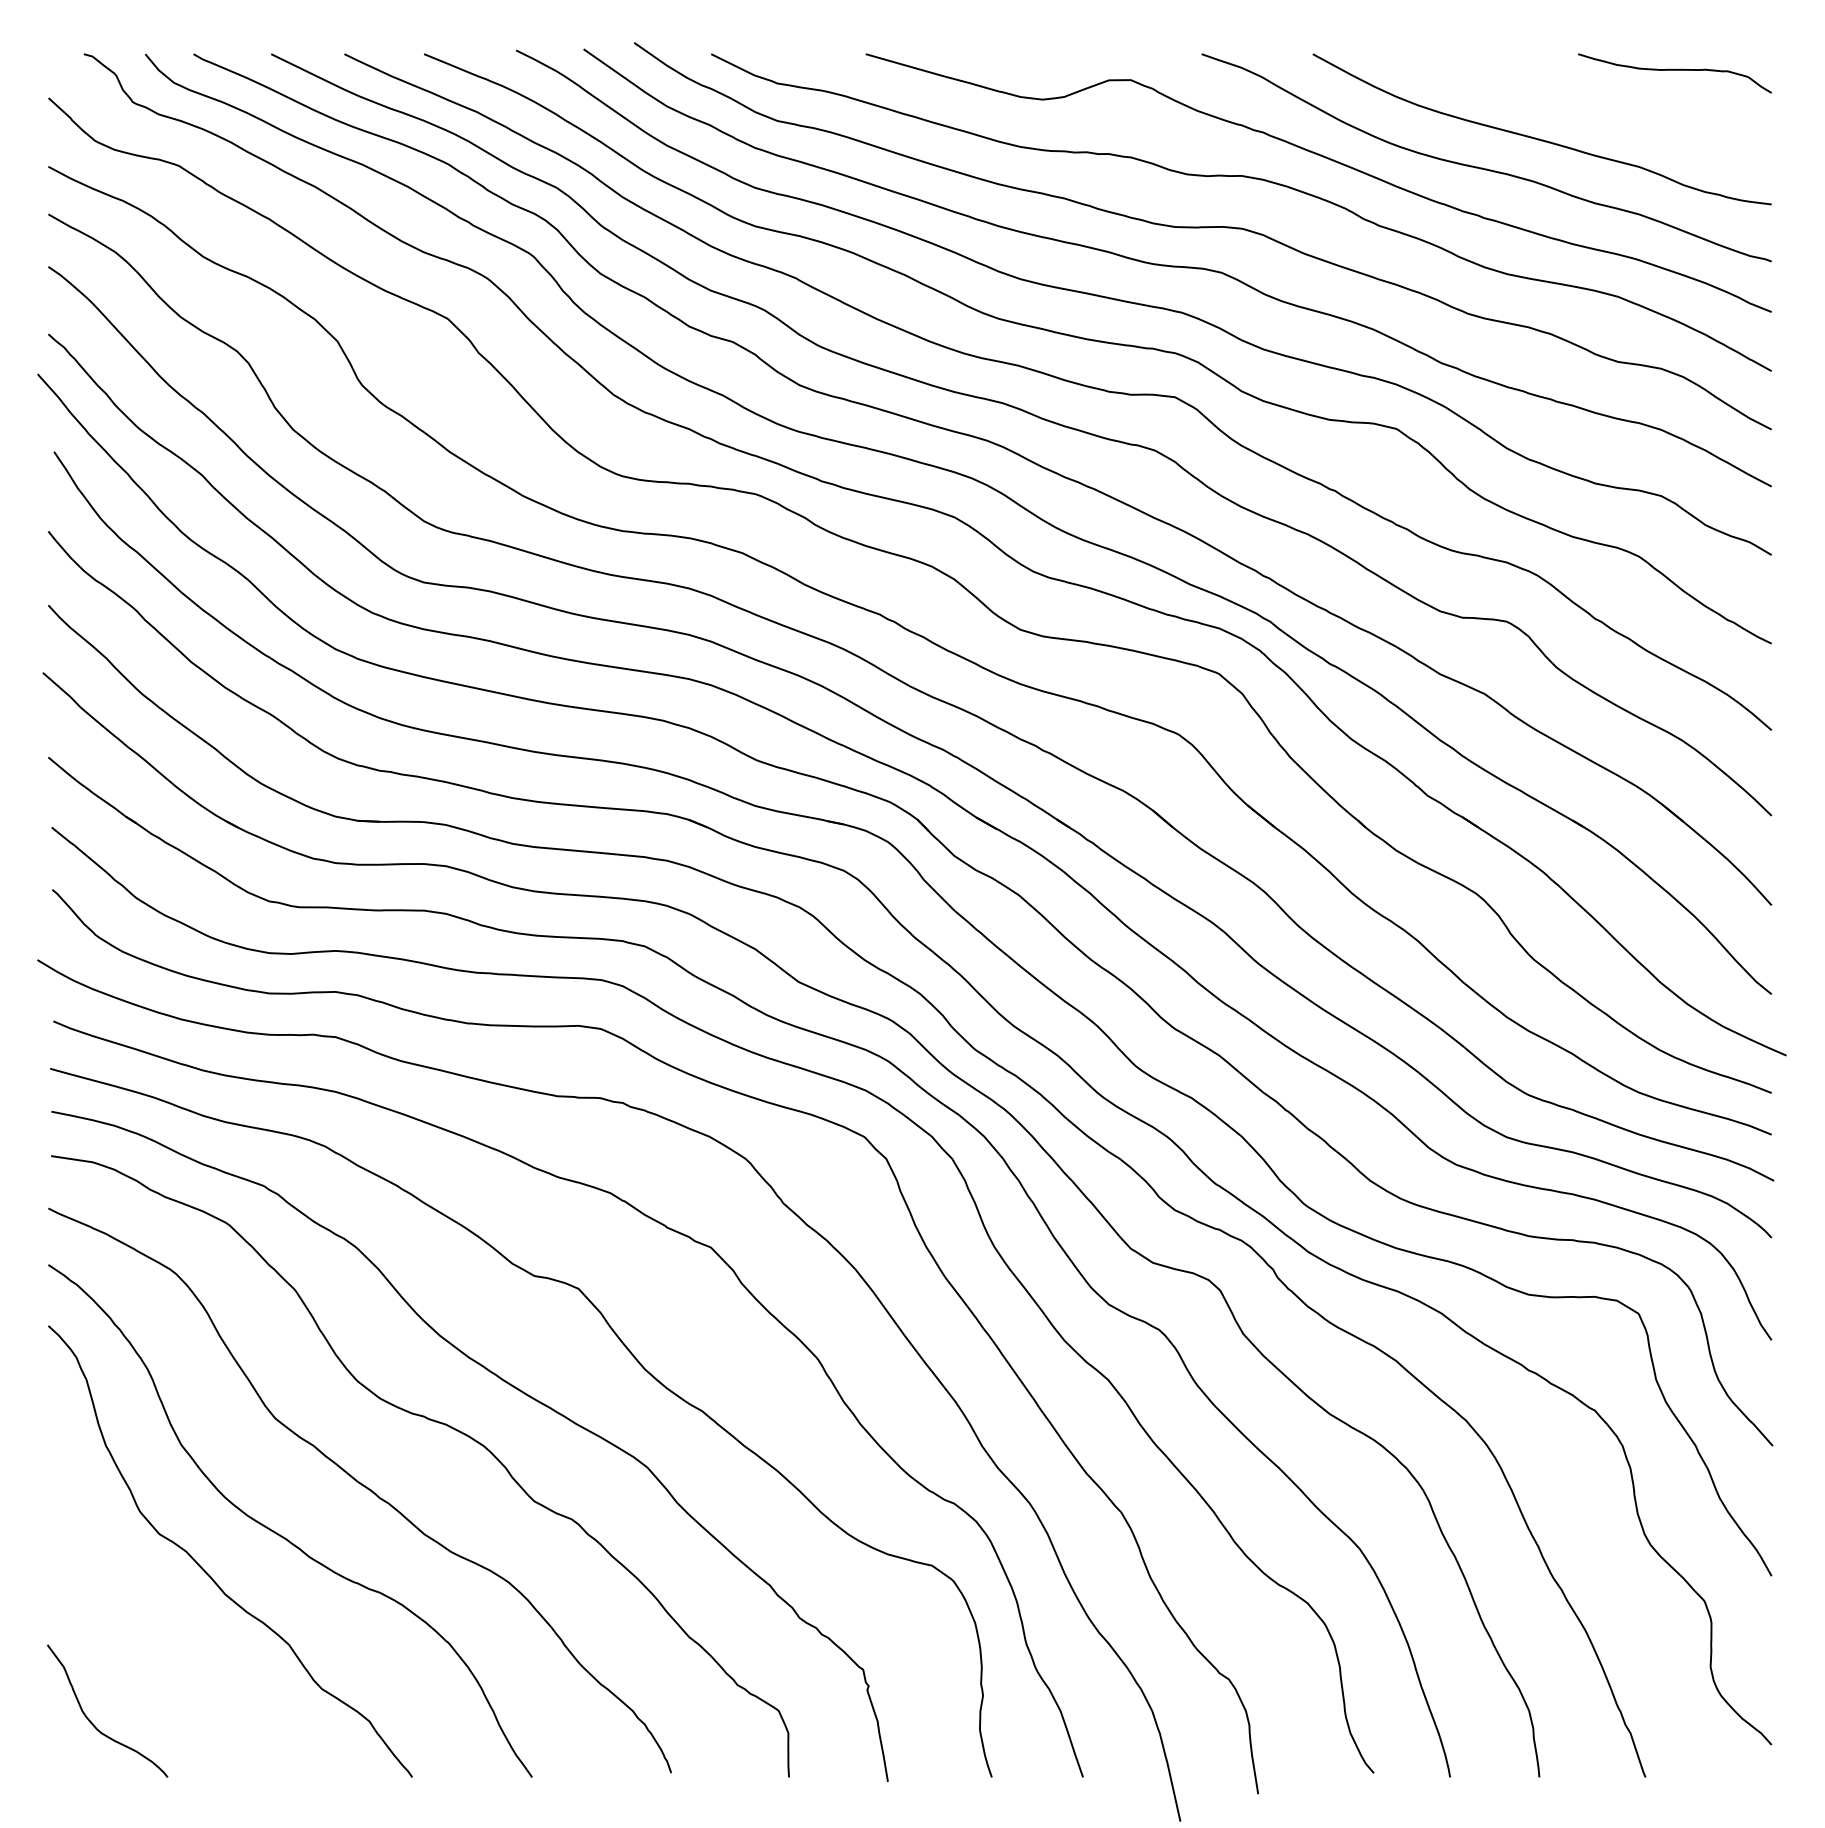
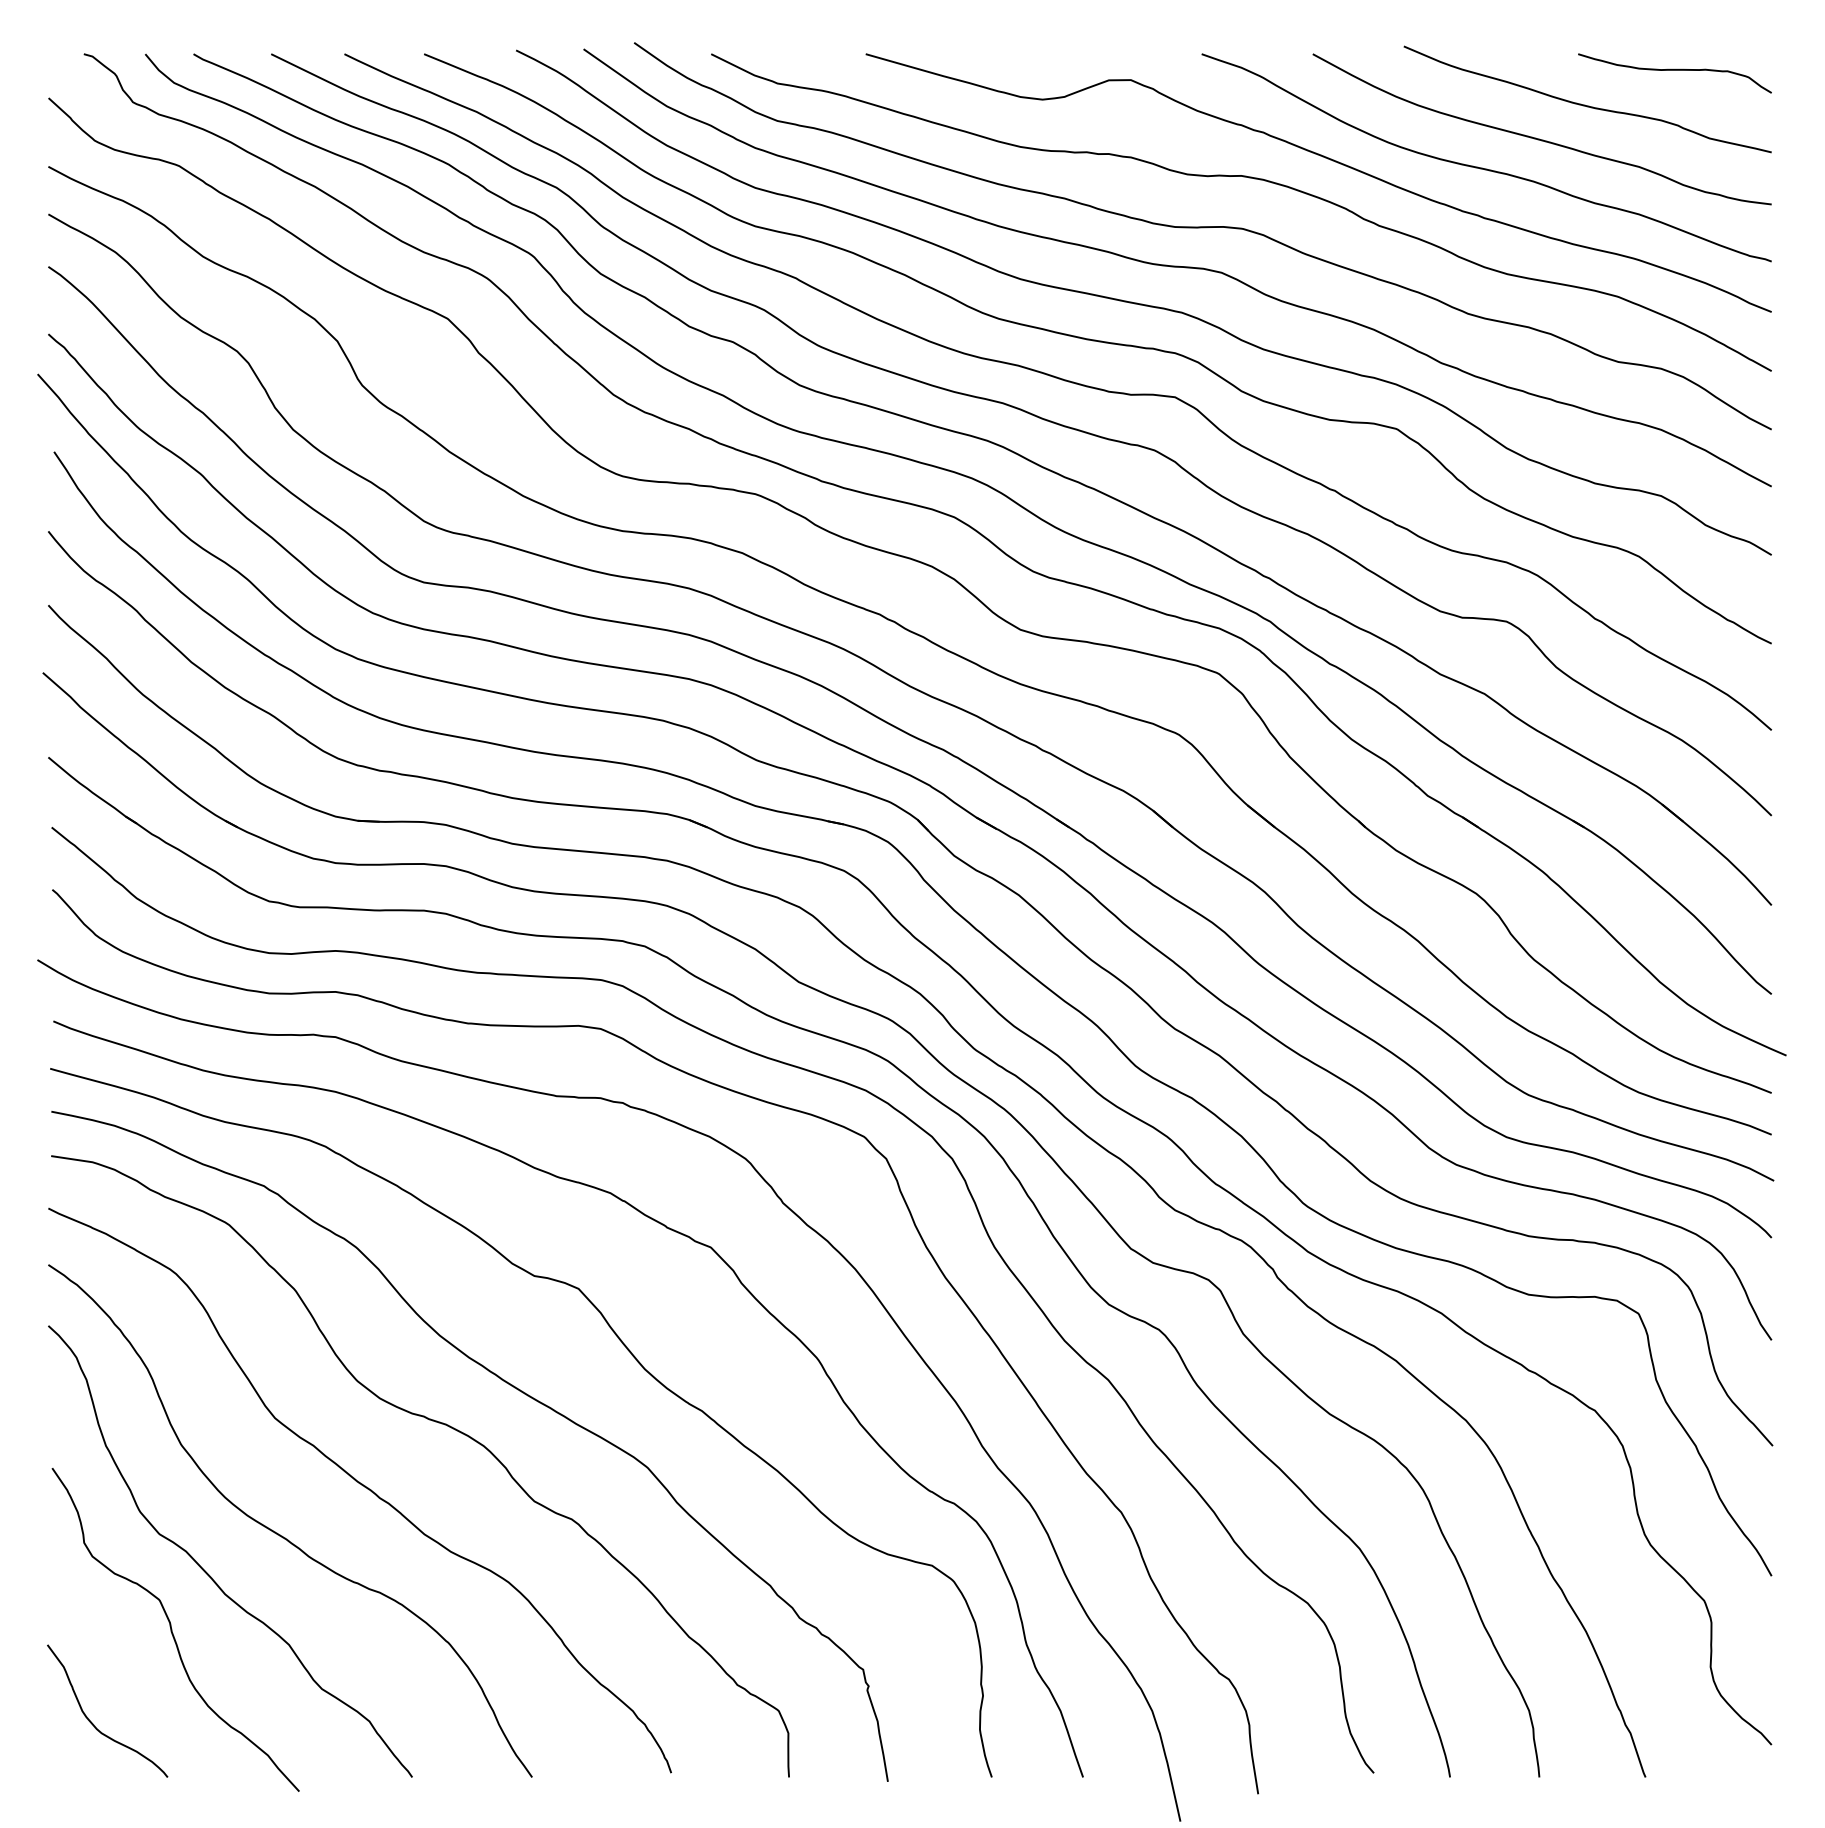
curve: none -> present (1585, 104)
curve: none -> present (172, 1629)
